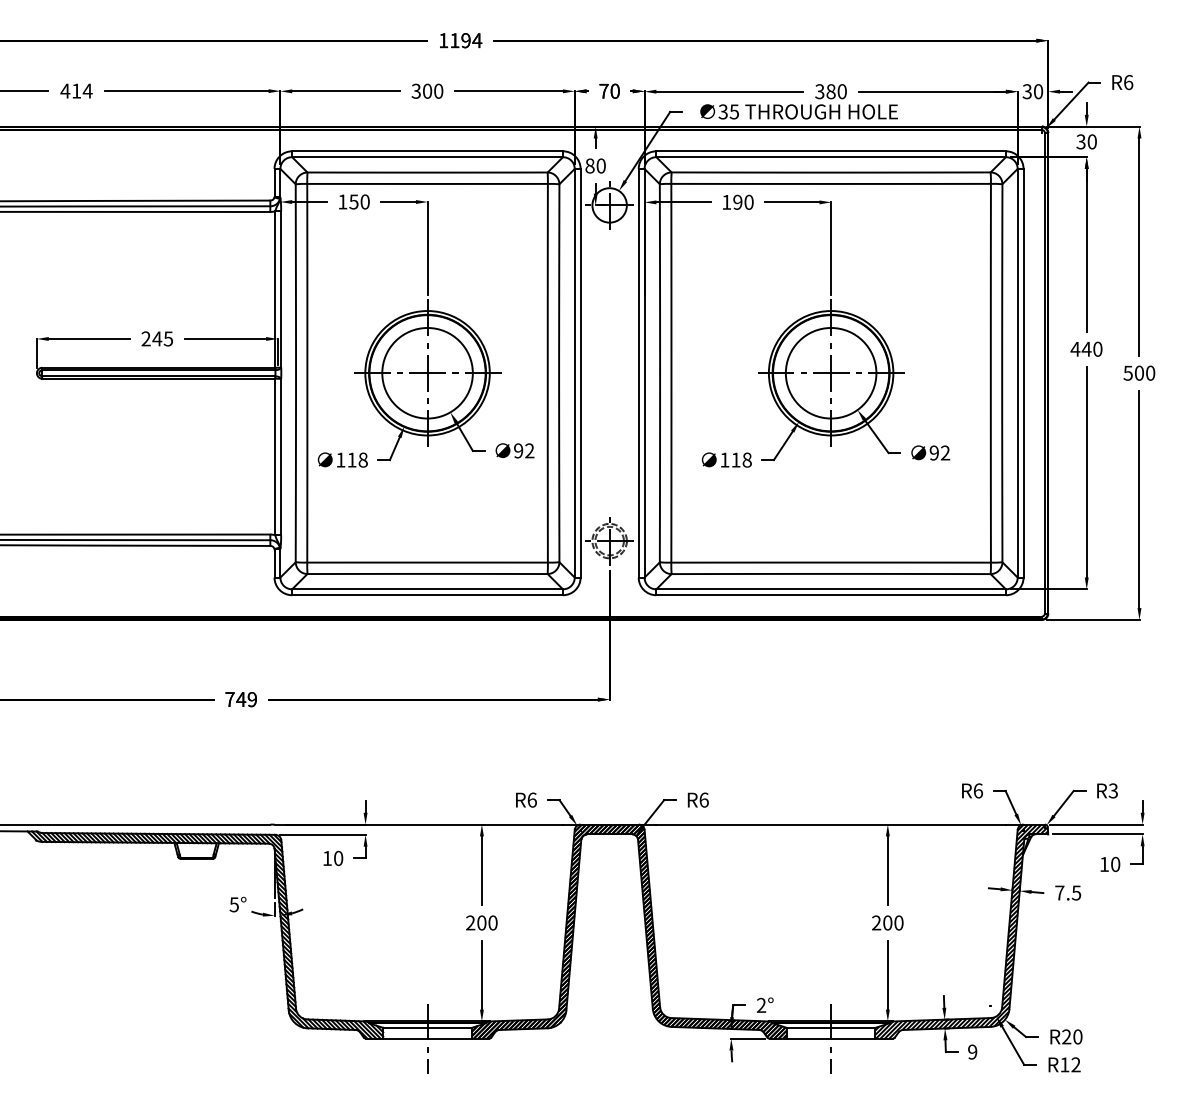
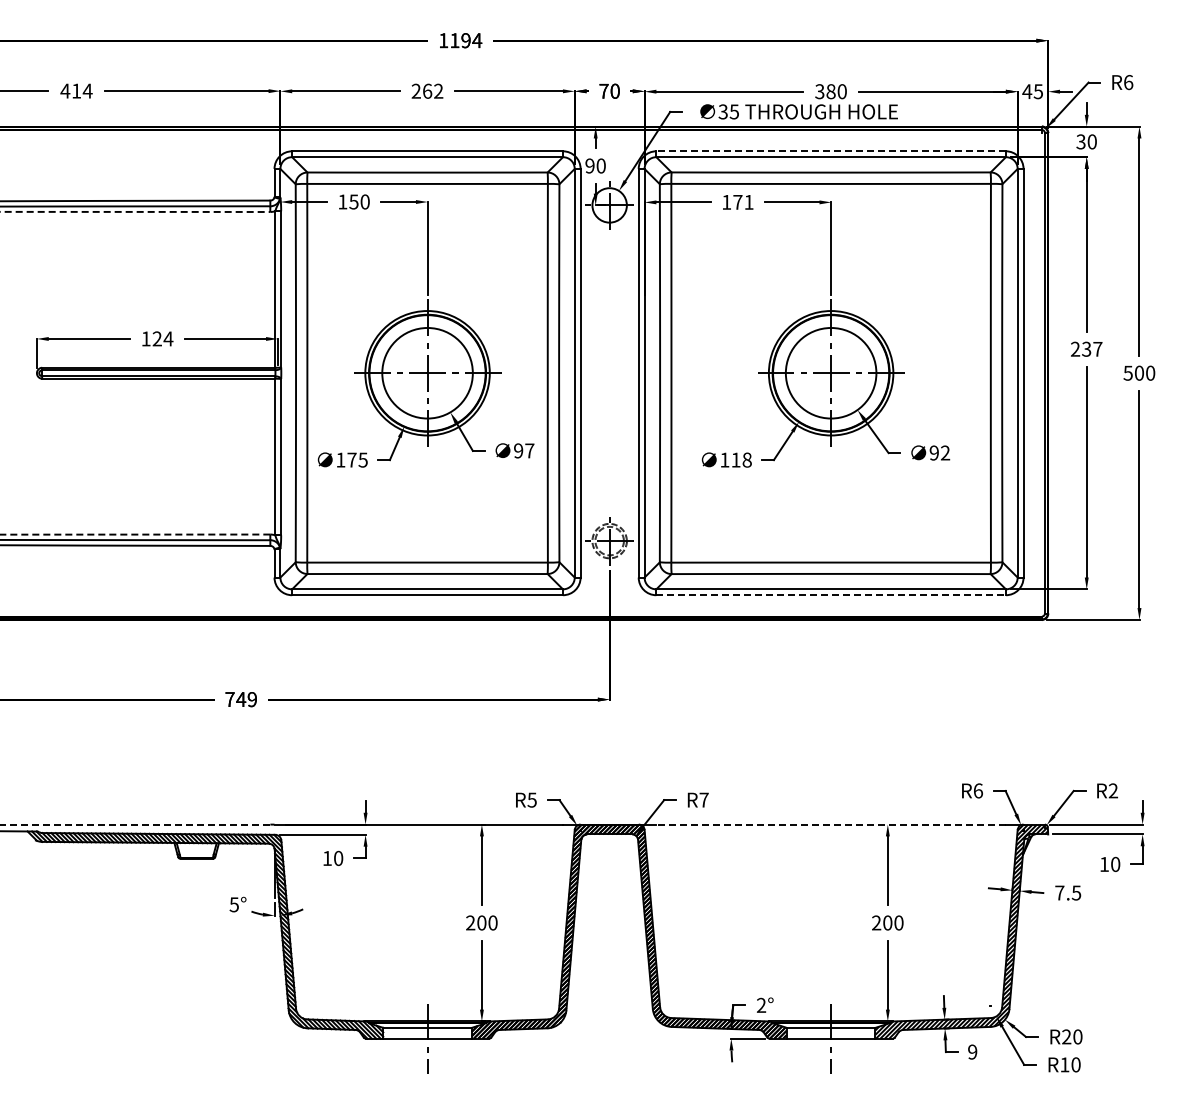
text: 300 -> 262 (427, 90)
text: 30 -> 45 (1032, 91)
line: solid -> dashed (831, 151)
text: 80 -> 90 (589, 165)
text: 190 -> 171 (743, 201)
line: solid -> dashed (135, 211)
text: 245 -> 124 (157, 338)
text: 440 -> 237 (1086, 348)
text: 92 -> 97 (529, 450)
text: 118 -> 175 (357, 459)
line: solid -> dashed (135, 534)
line: solid -> dashed (831, 595)
text: R3 -> R2 (1113, 791)
text: R6 -> R5 (531, 799)
text: R6 -> R7 (703, 799)
line: solid -> dashed (135, 824)
line: solid -> dashed (831, 824)
text: R12 -> R10 (1075, 1064)
